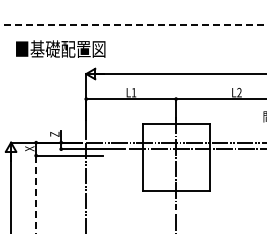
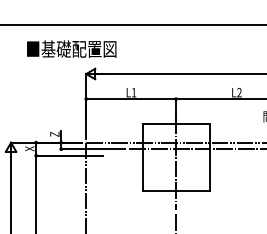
line: dashed -> solid (133, 24)
text position: (60, 48) -> (71, 48) (71, 48)
line: dashed -> solid (36, 194)
